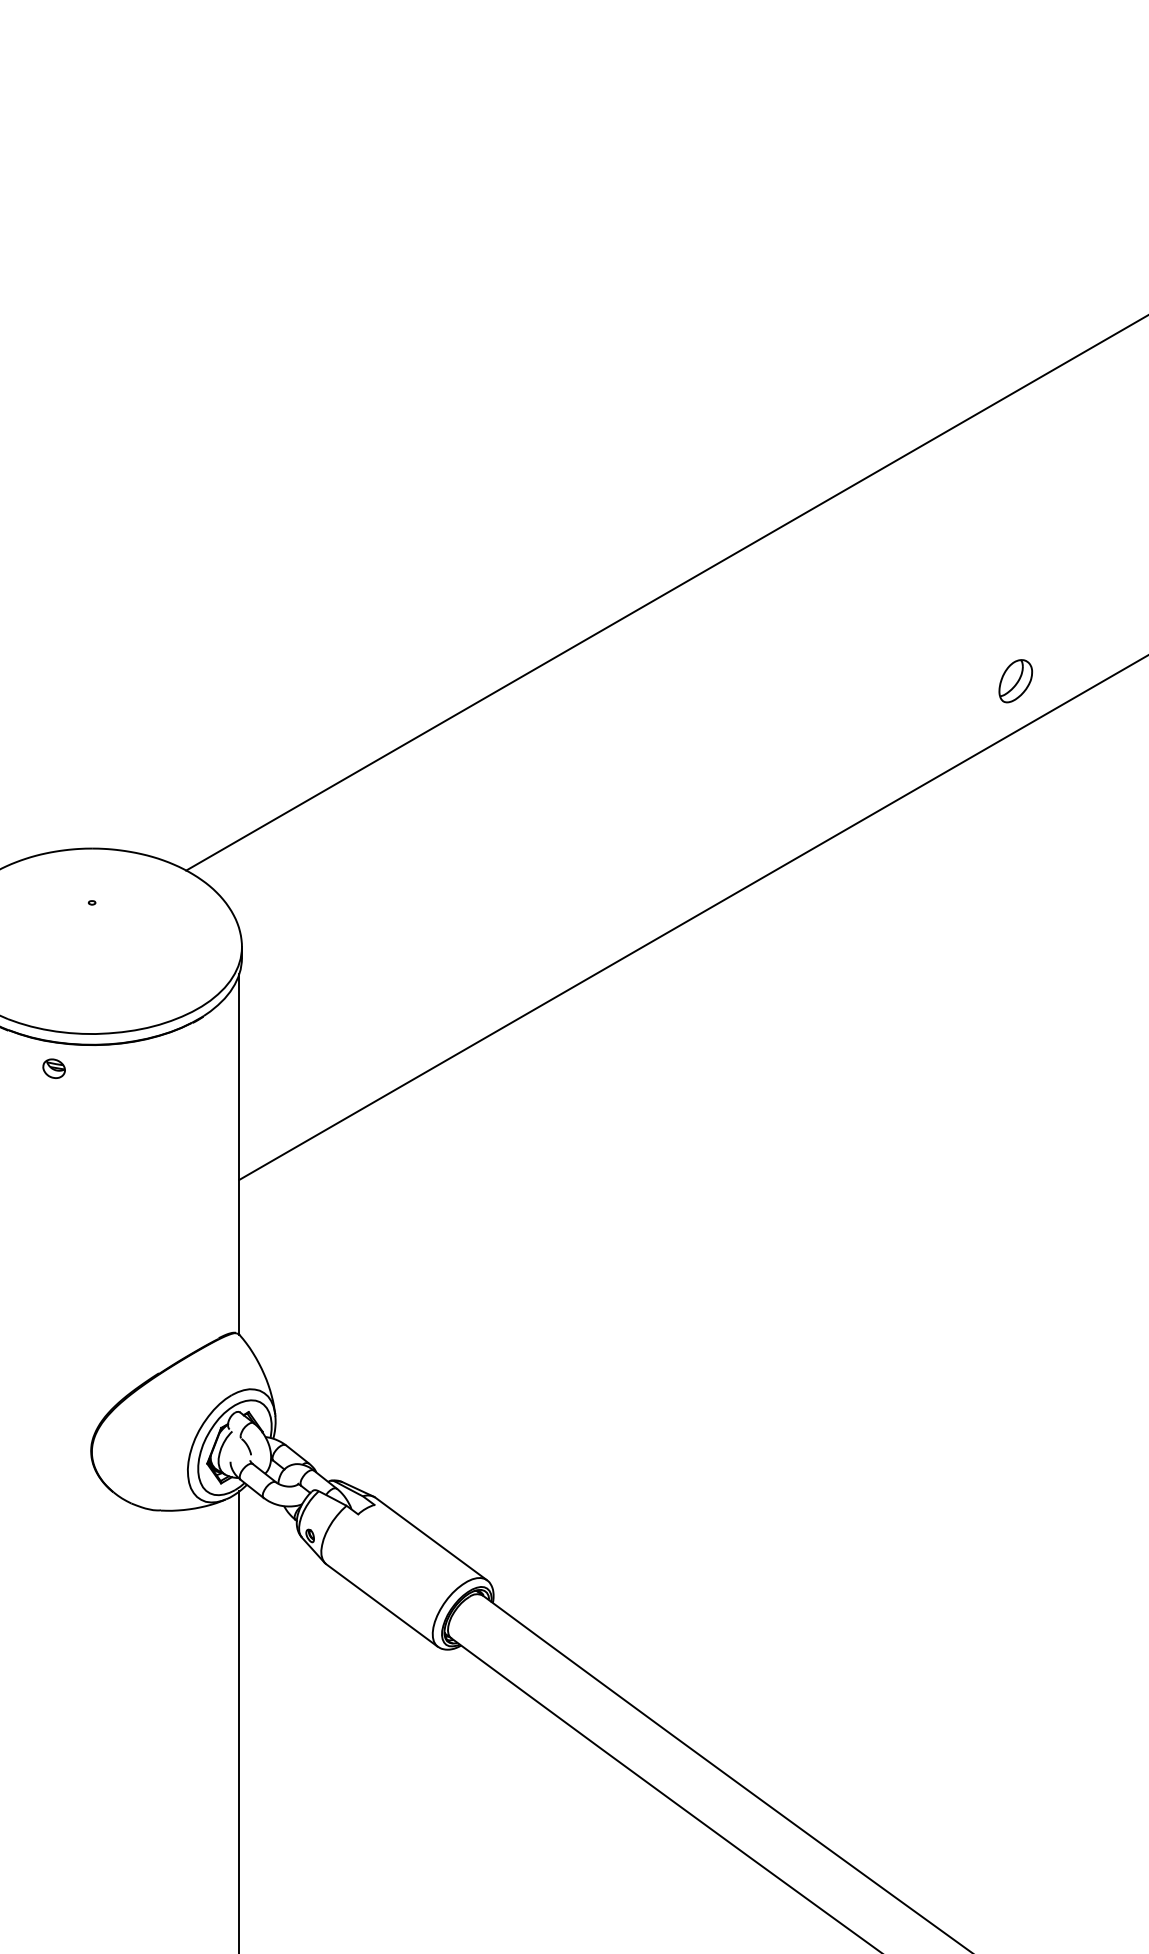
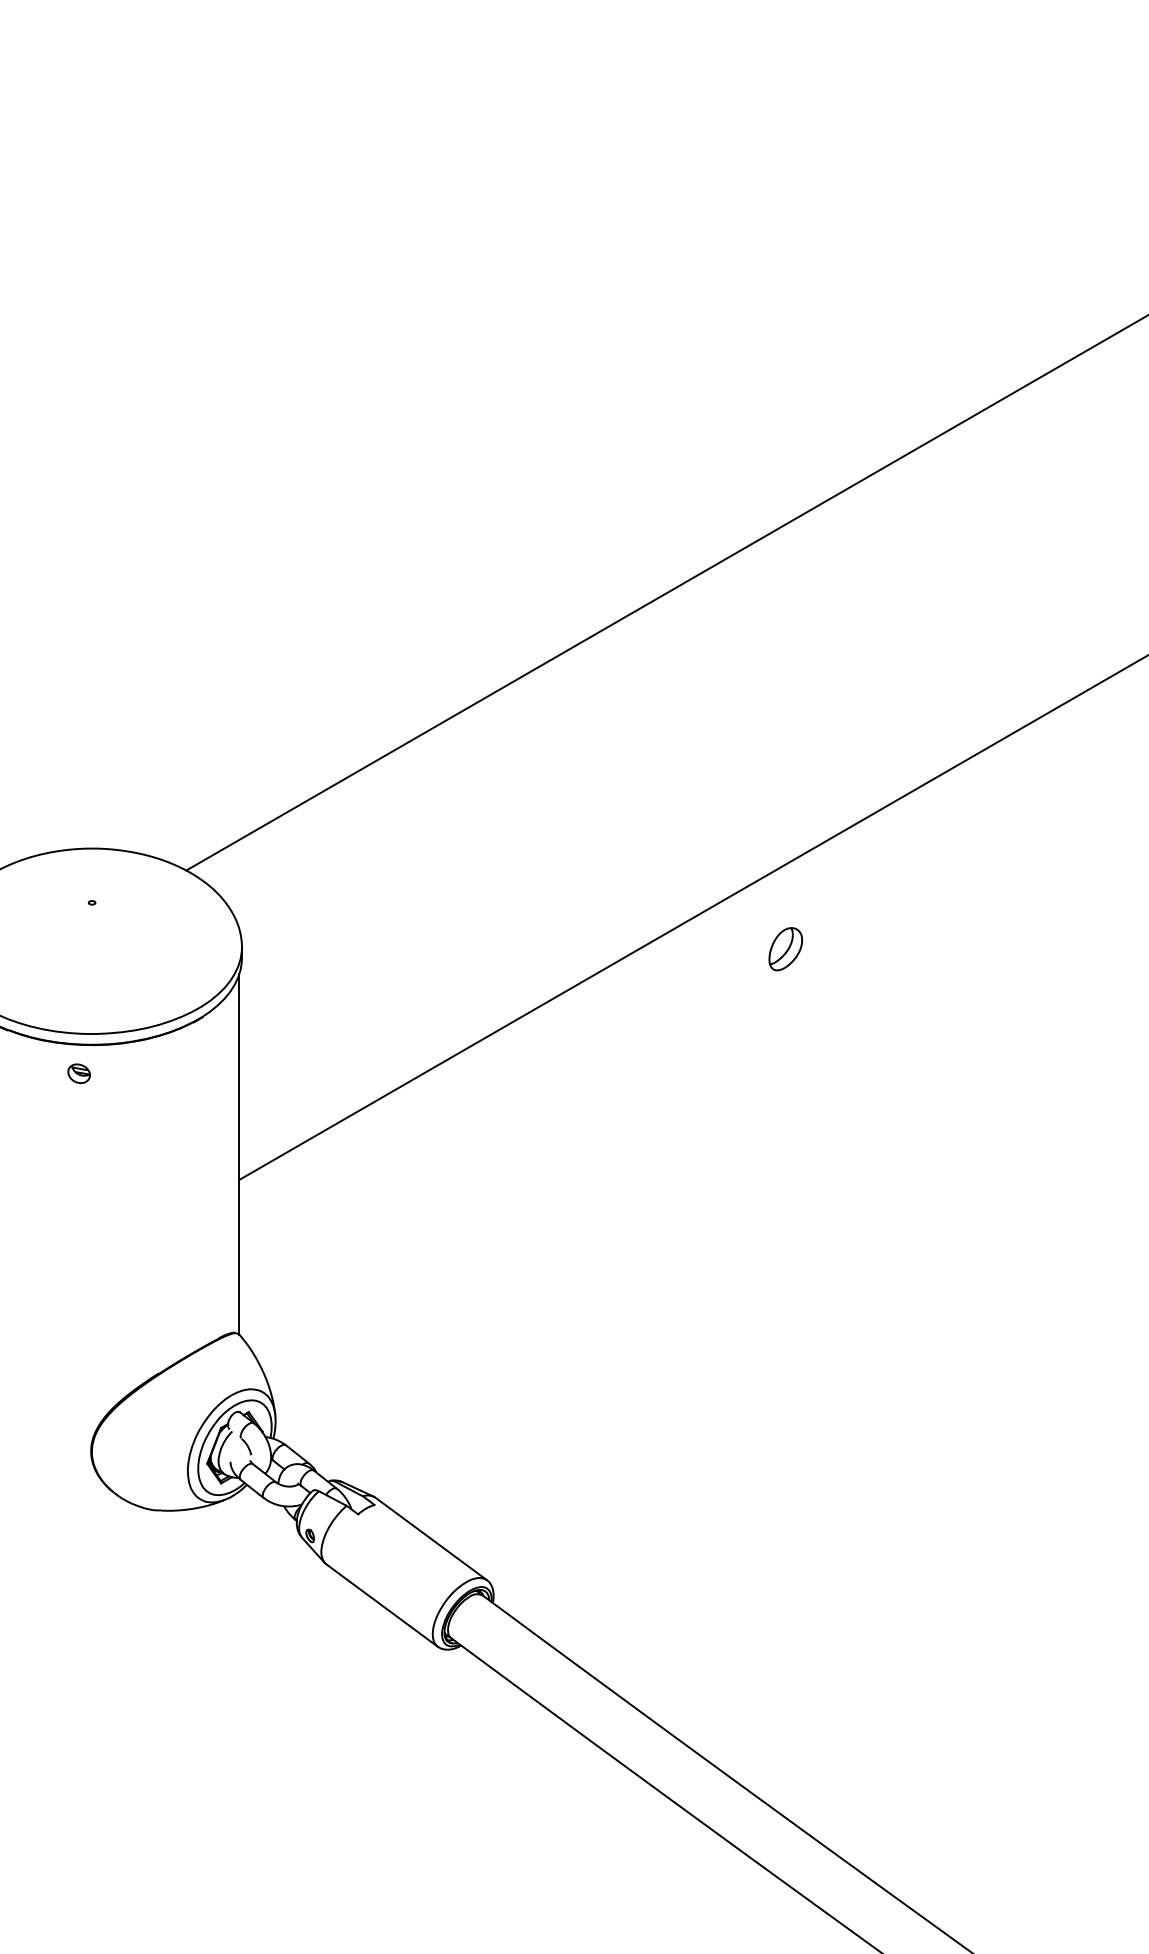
part position: (1015, 681) -> (785, 949) (785, 949)
part position: (53, 1068) -> (78, 1073) (78, 1073)
line: present -> none (239, 1720)
